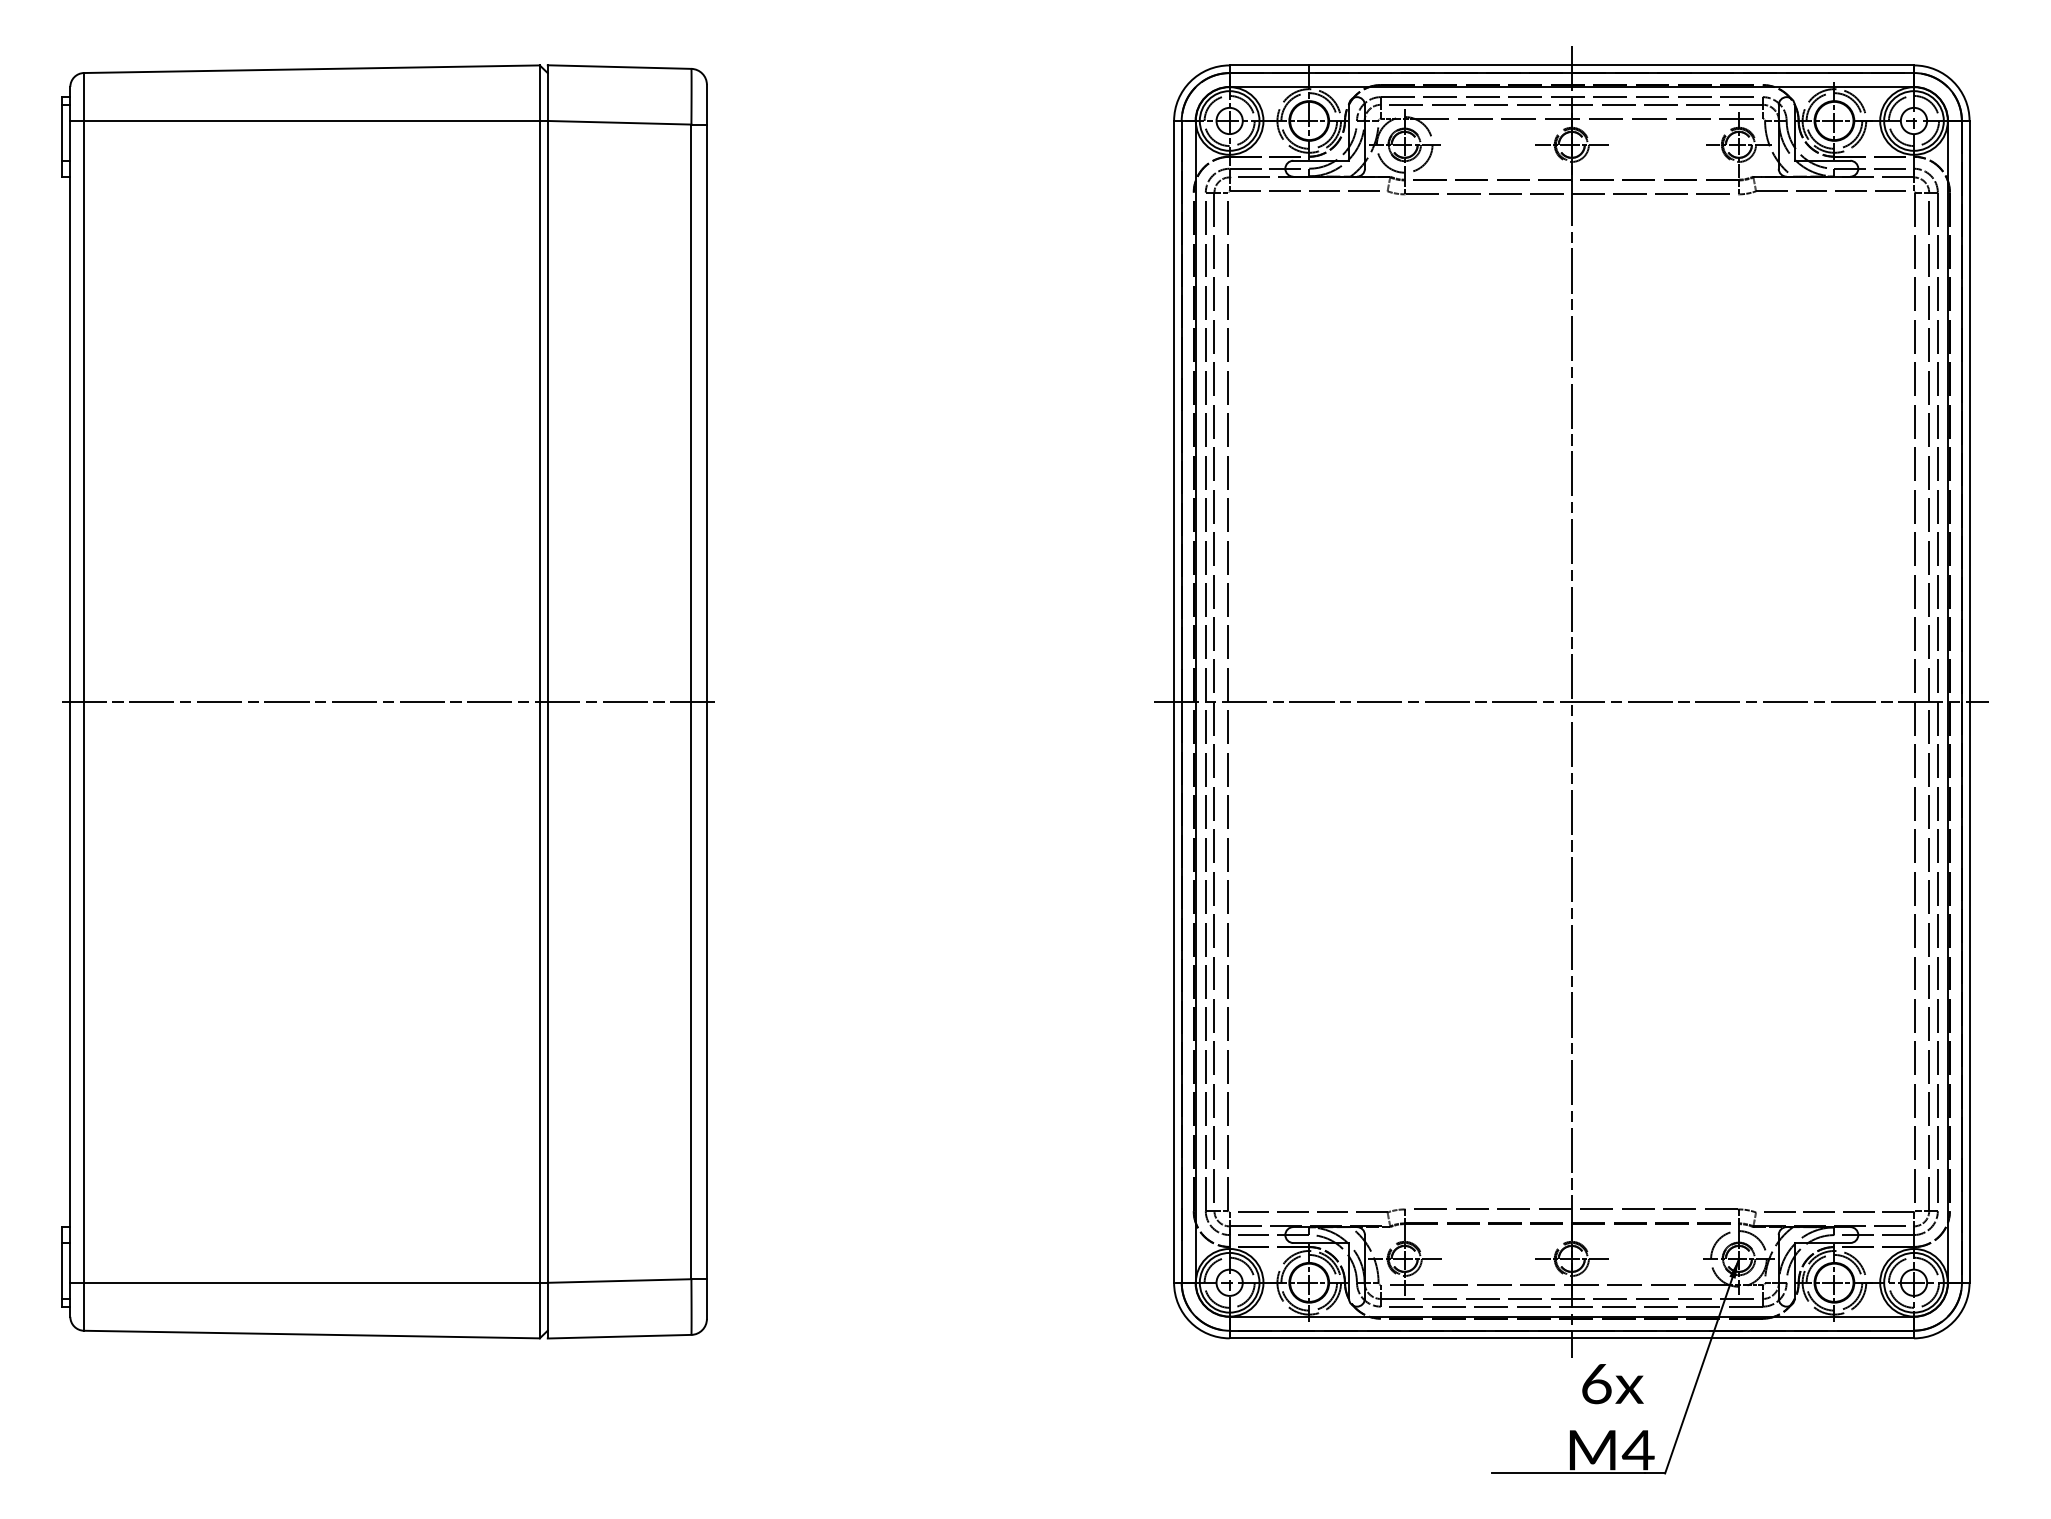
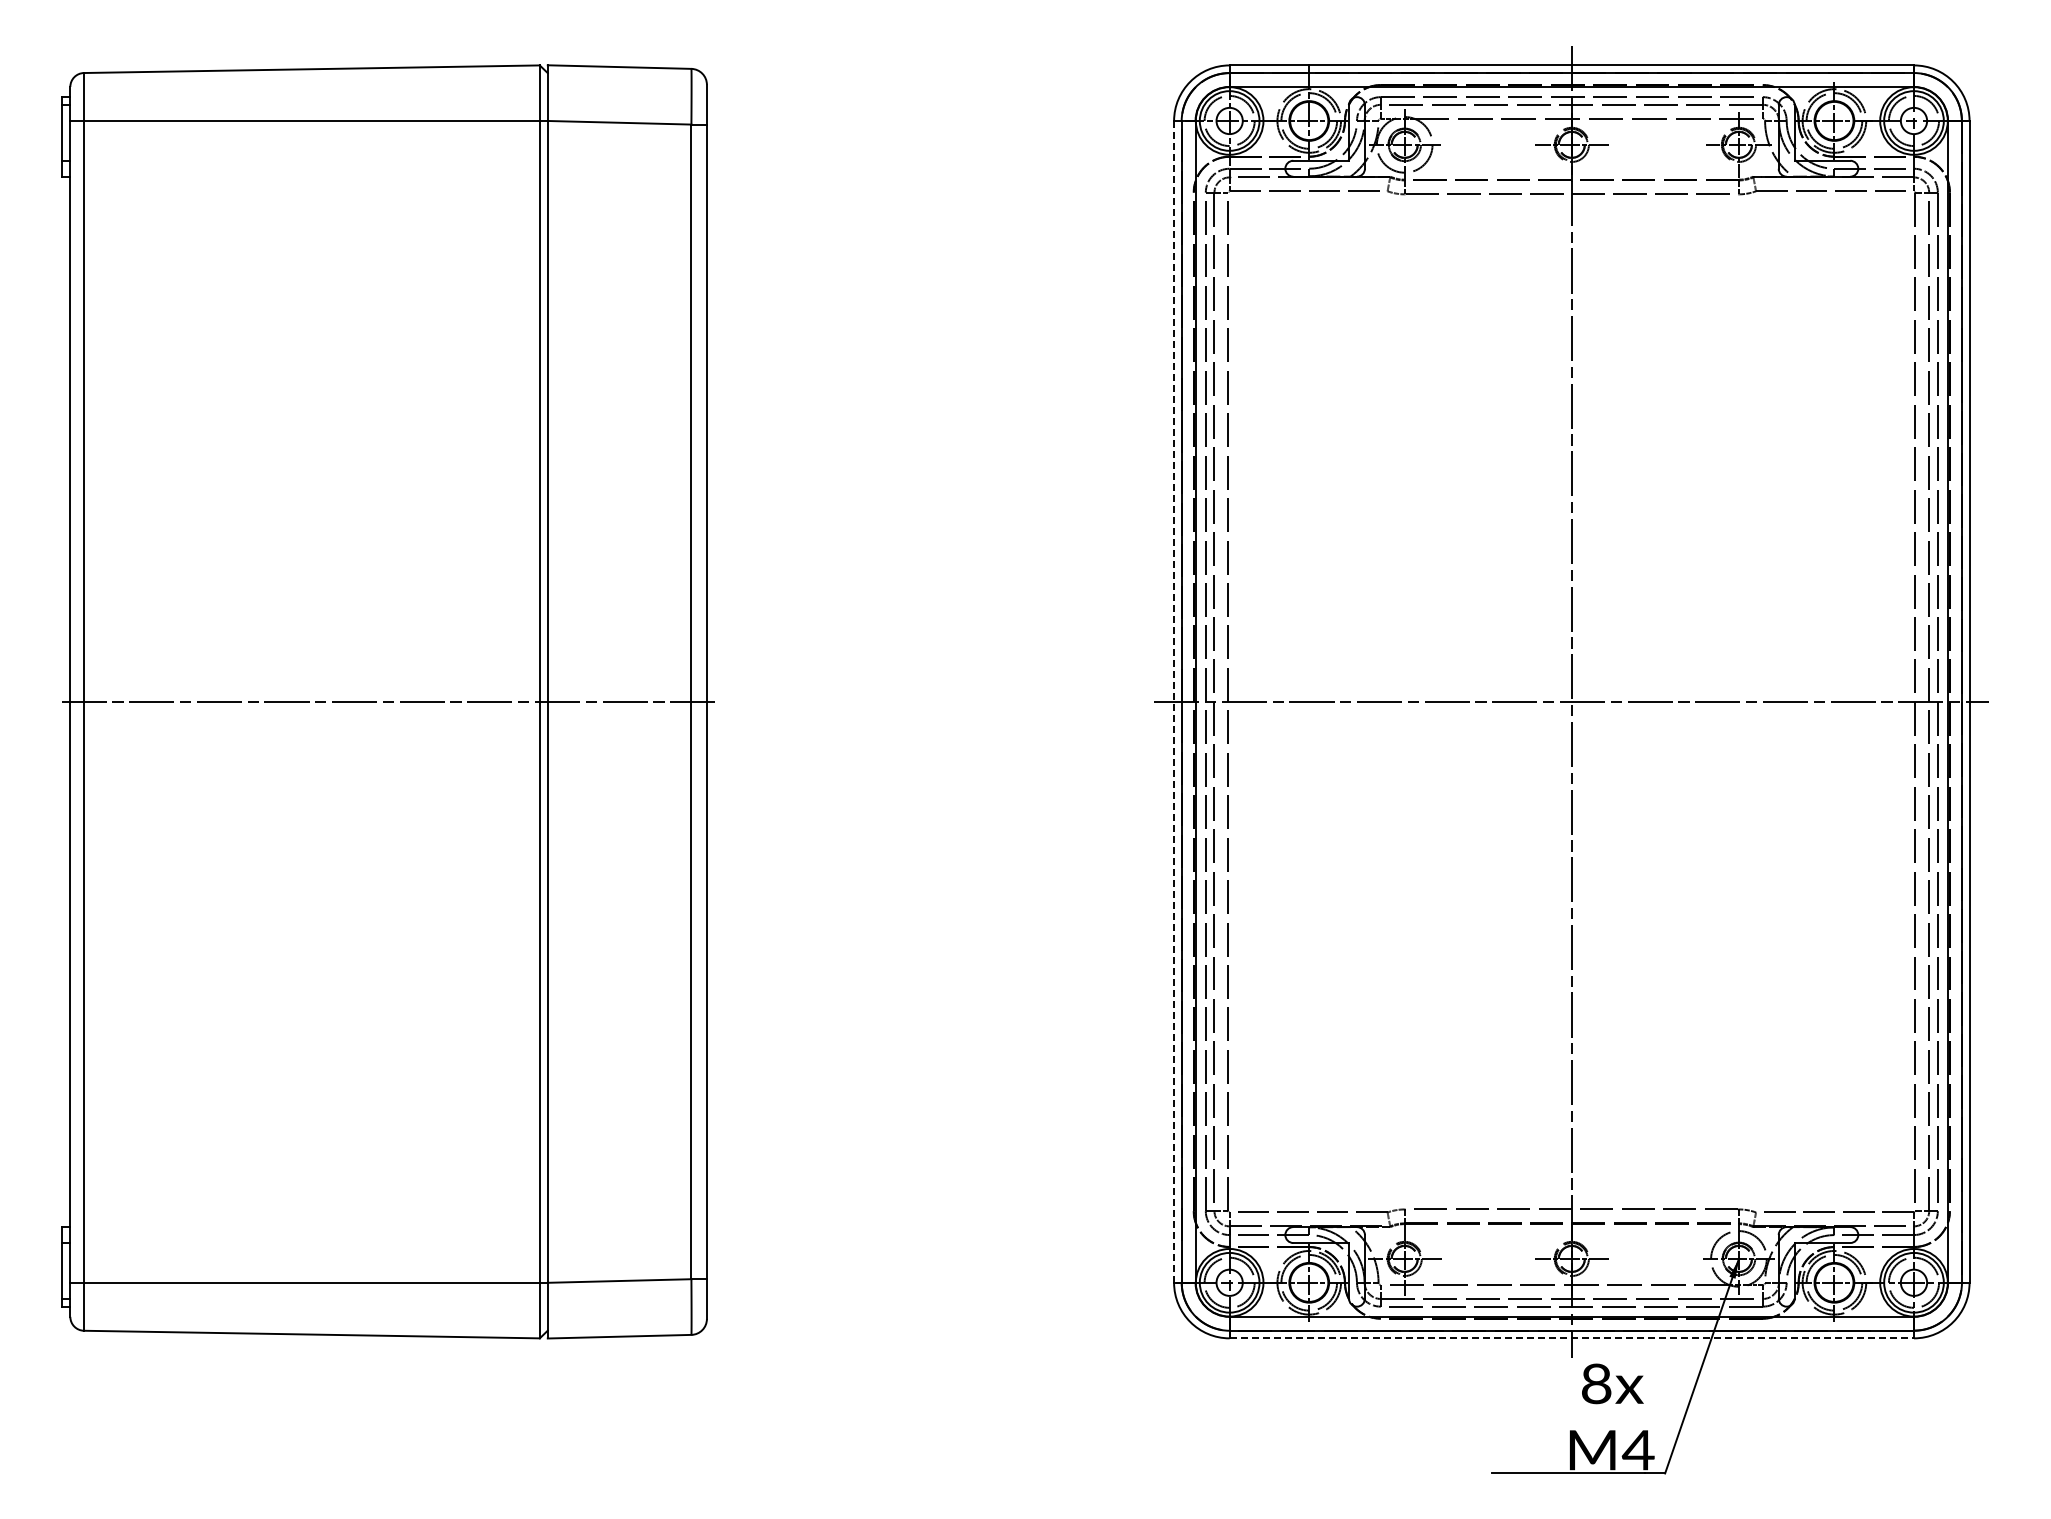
line: solid -> dashed (1174, 701)
line: solid -> dashed (1572, 1338)
text: 6x -> 8x (1596, 1383)
